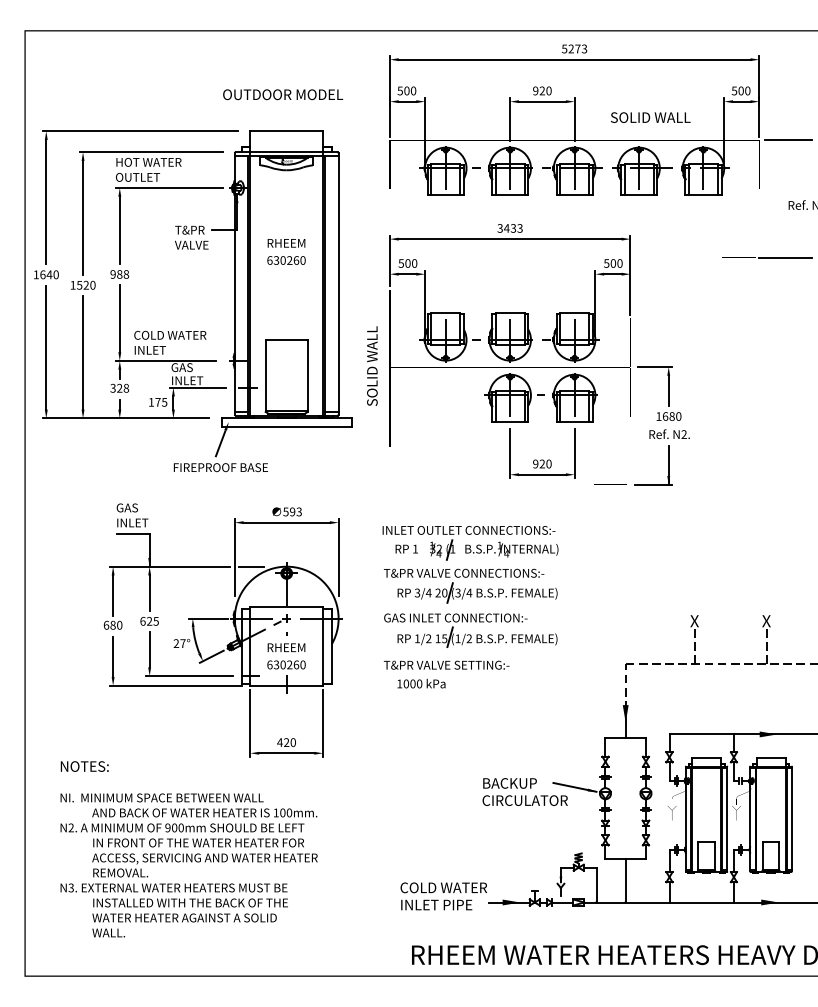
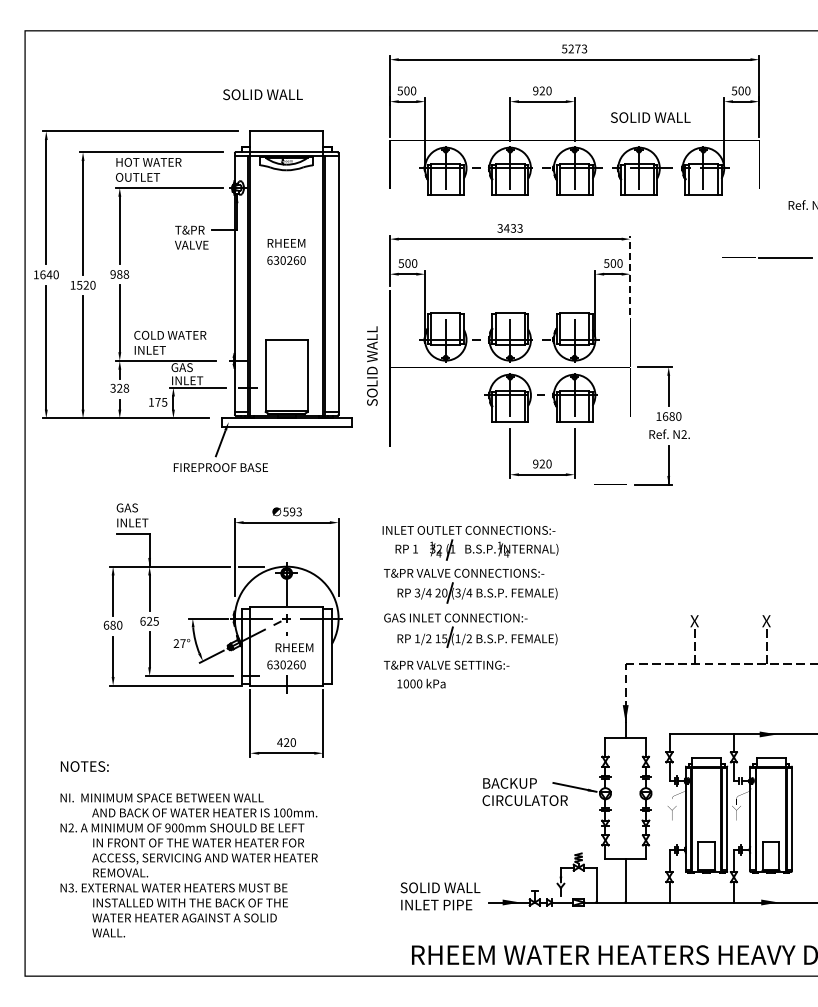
text: OUTDOOR MODEL -> SOLID WALL (283, 94)
line: present -> none (788, 140)
line: solid -> dashed (630, 275)
text position: (286, 647) -> (294, 647) (294, 647)
text: COLD WATER -> SOLID WALL (443, 887)
